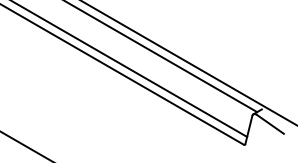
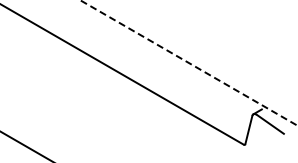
line: present -> none (161, 57)
line: solid -> dashed (188, 62)
line: present -> none (130, 69)
